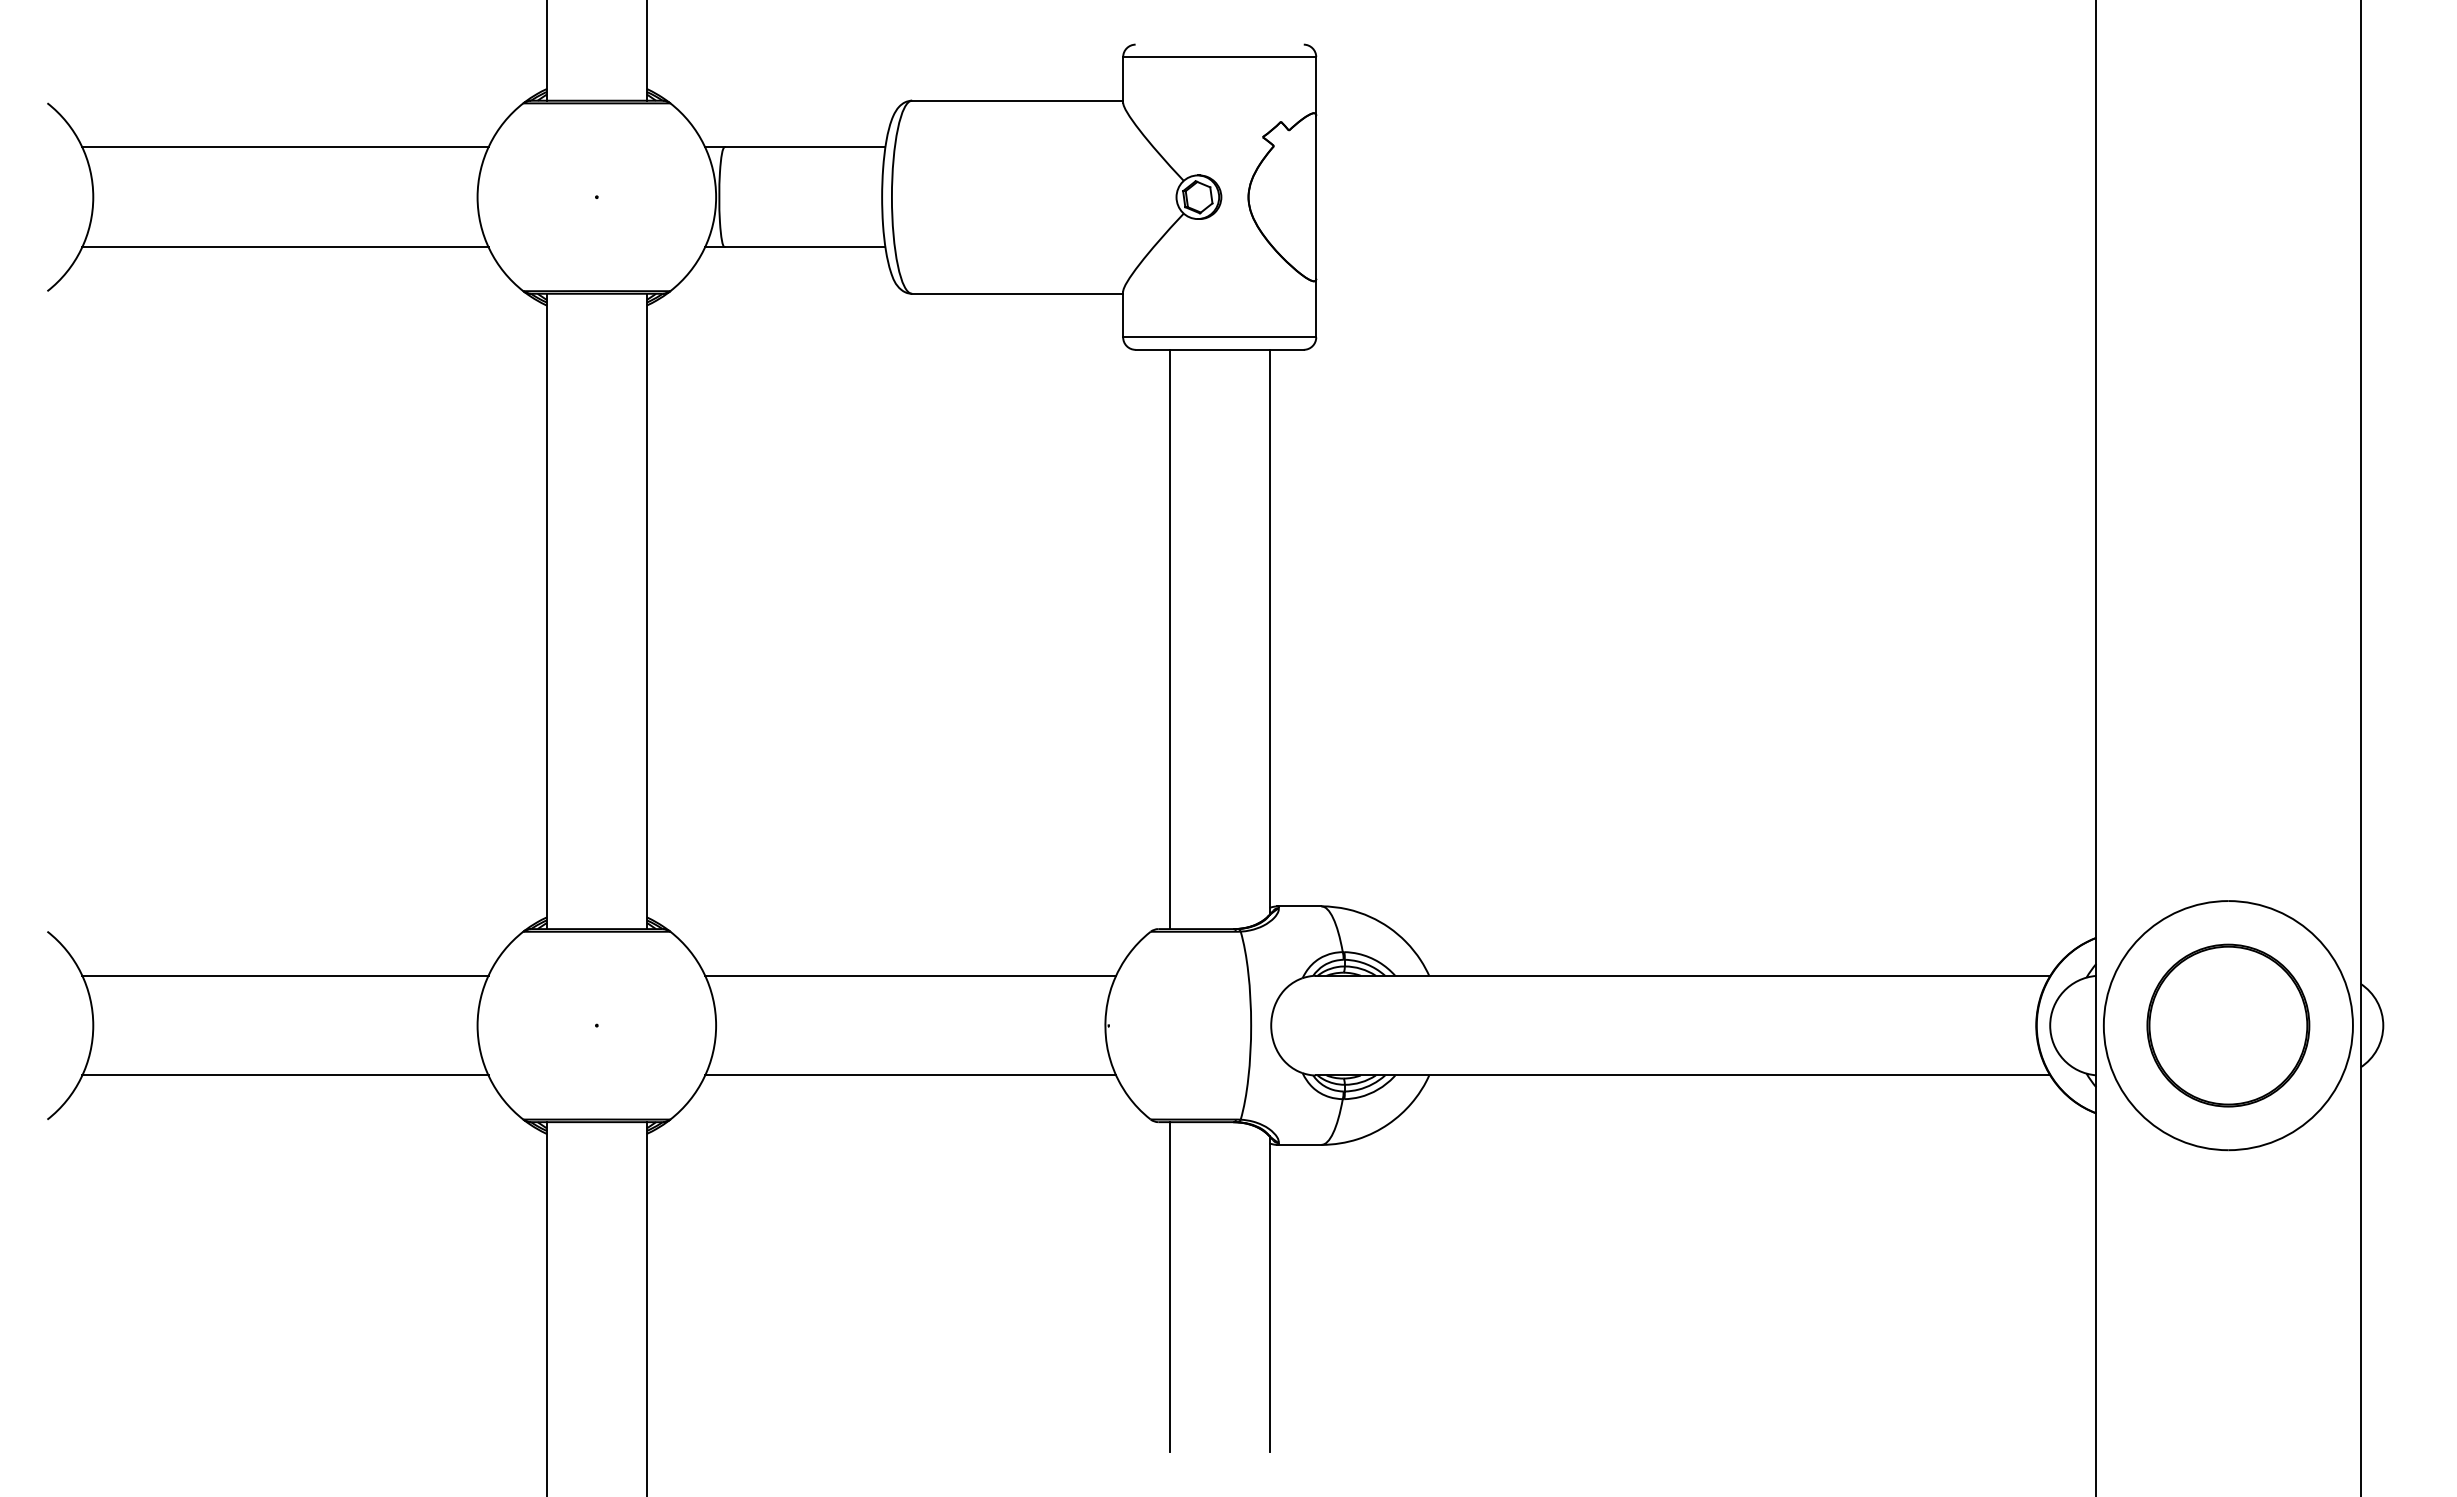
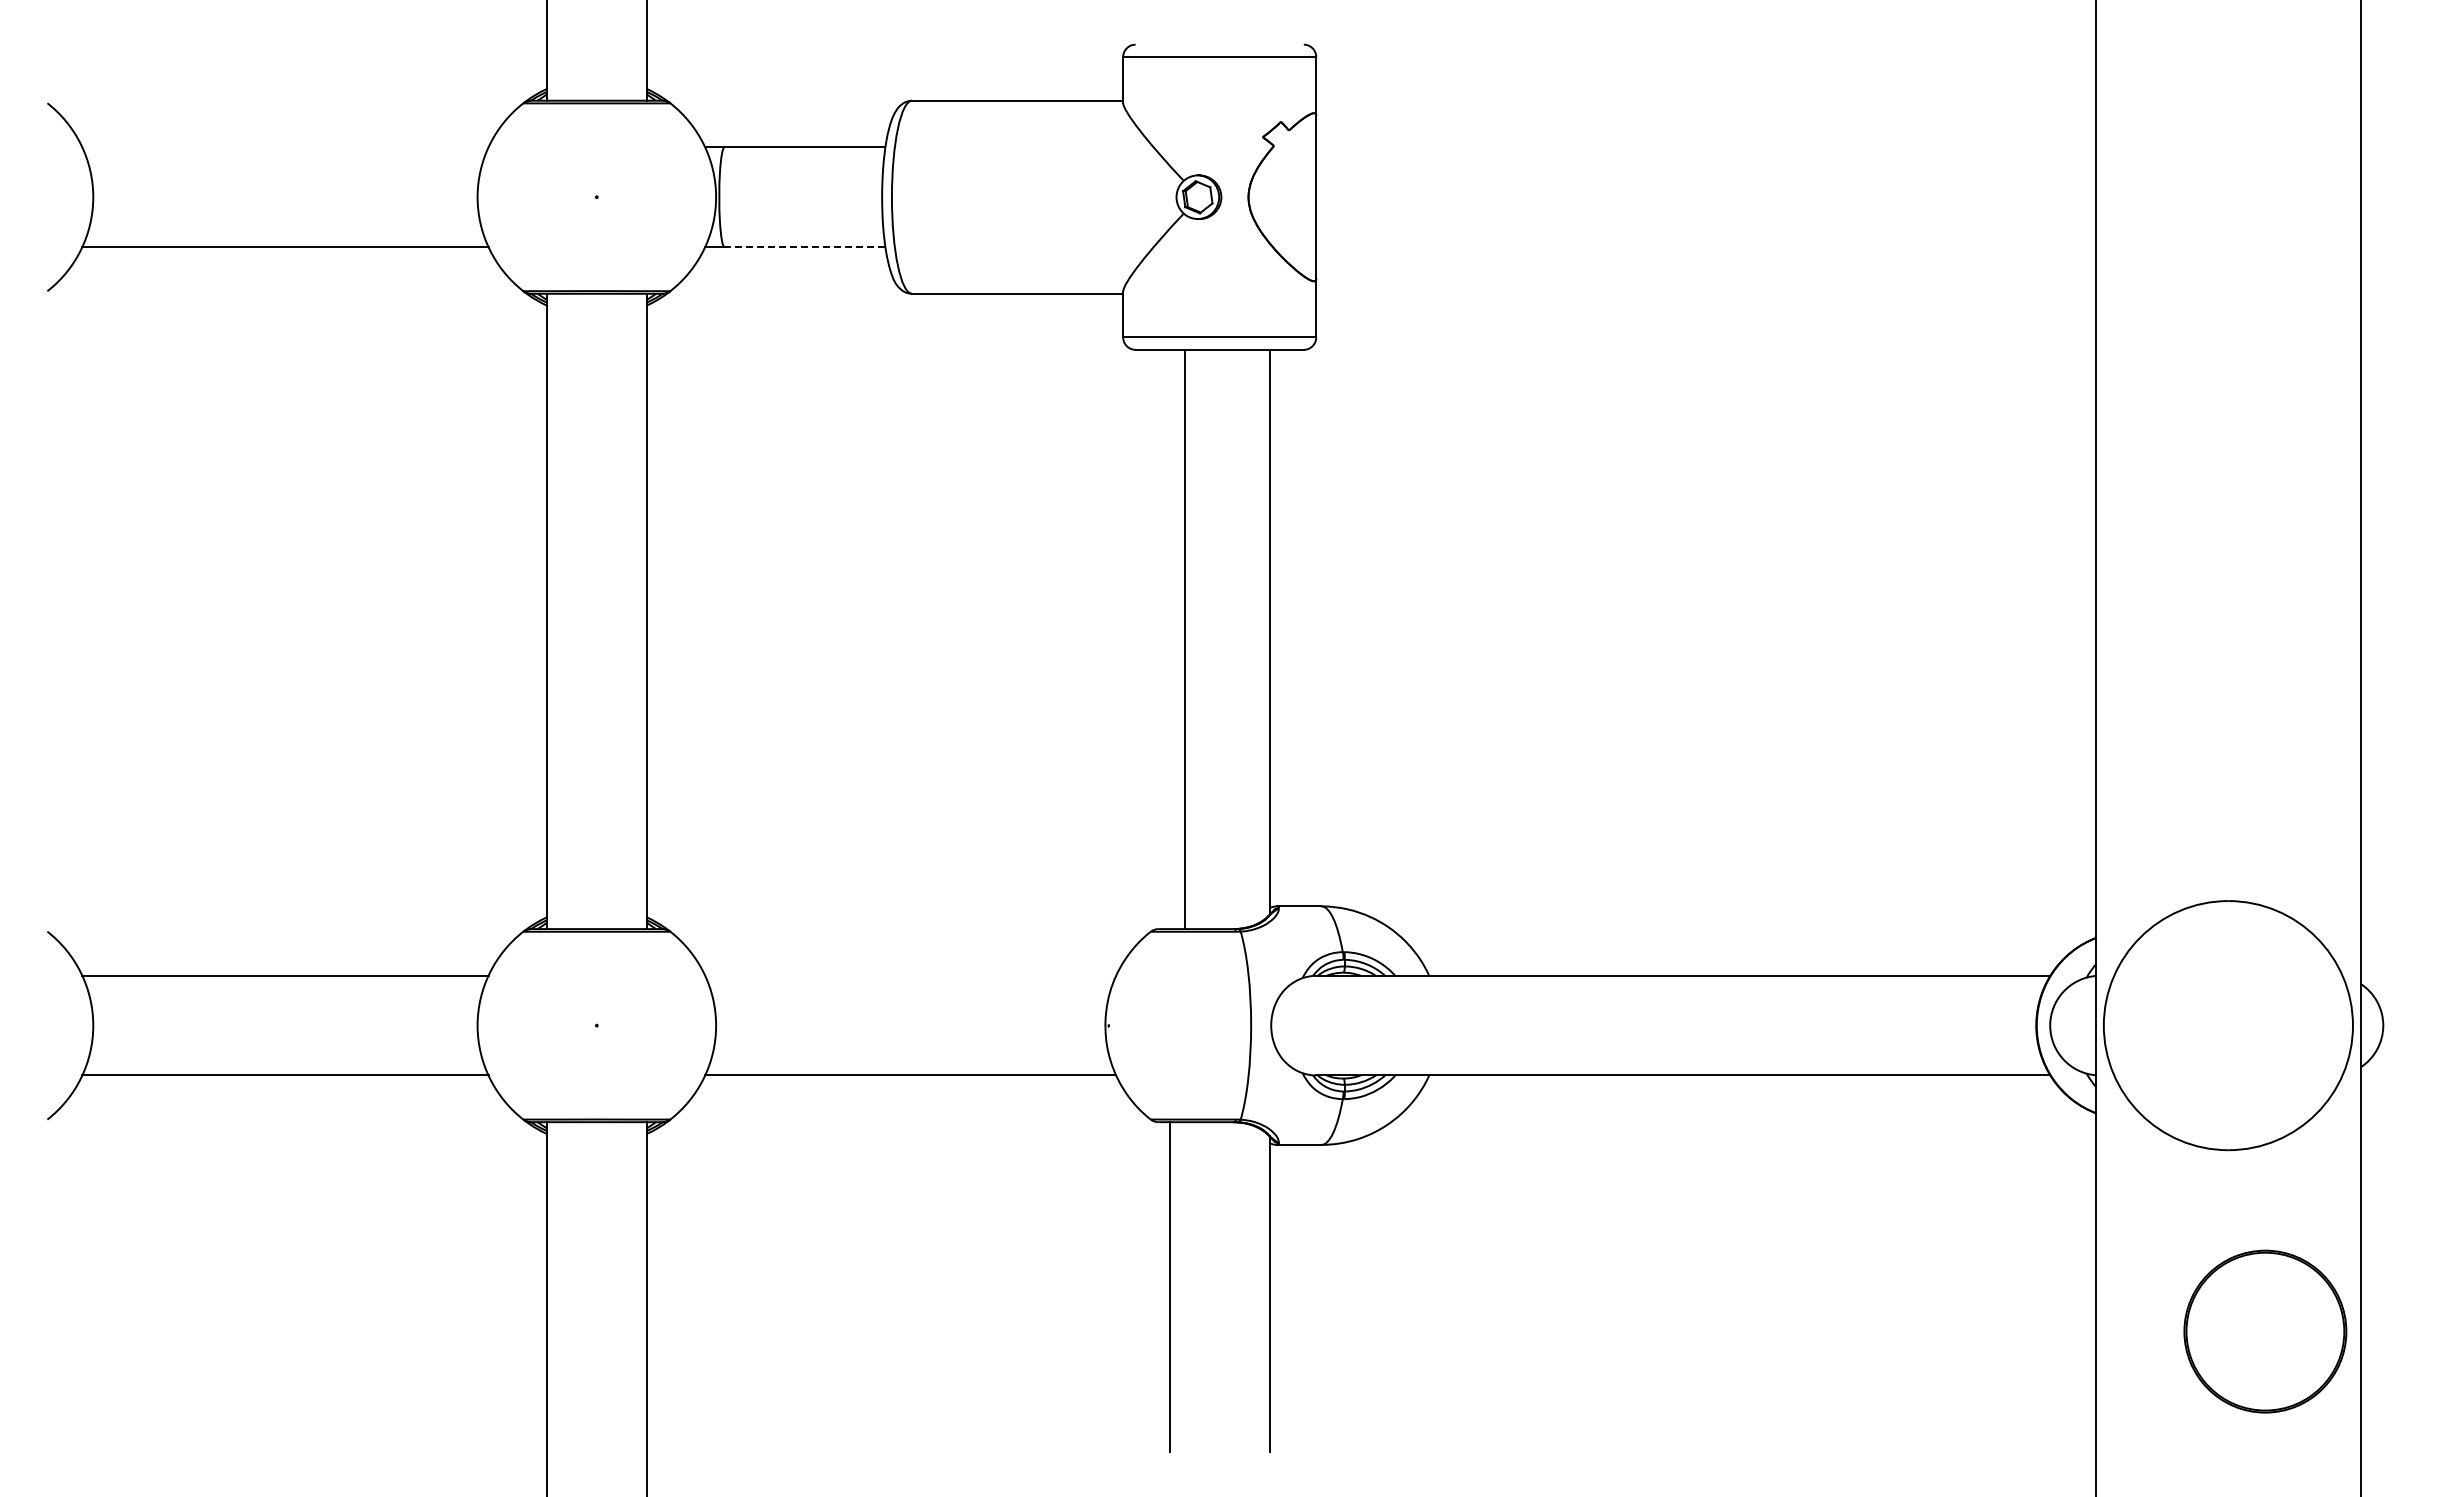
line: present -> none (285, 147)
line: solid -> dashed (804, 247)
line position: (1169, 639) -> (1184, 639) (1184, 639)
line: present -> none (910, 975)
part position: (2228, 1025) -> (2265, 1331) (2265, 1331)
